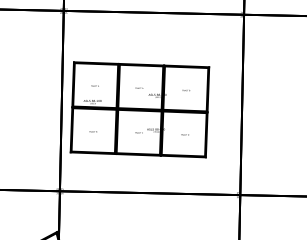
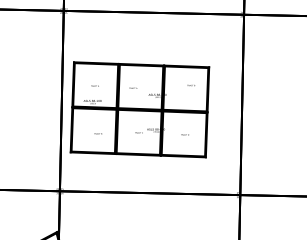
text position: (139, 87) -> (133, 87) (133, 87)
text position: (186, 90) -> (191, 85) (191, 85)
text position: (92, 131) -> (97, 133) (97, 133)
